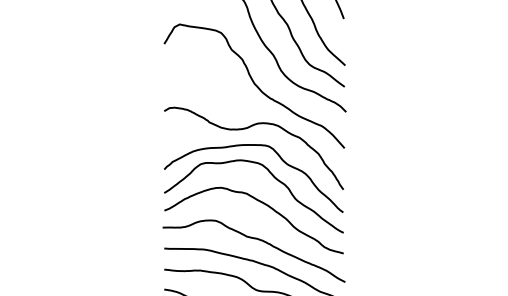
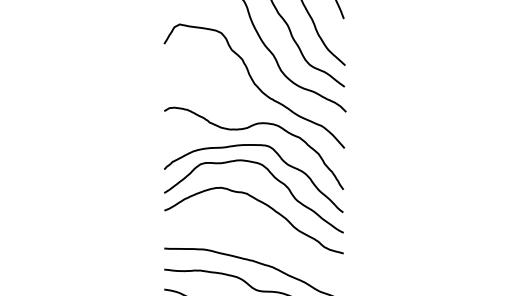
curve: present -> none (254, 239)
